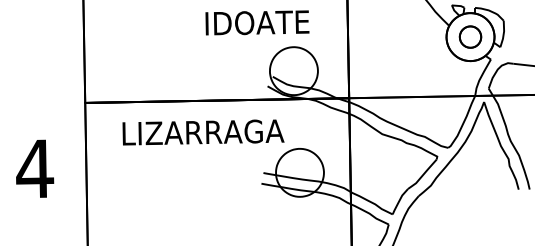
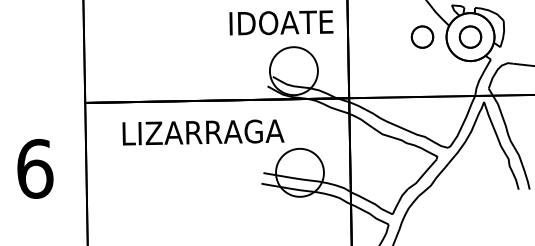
text position: (257, 22) -> (281, 22) (281, 22)
part: none -> present (422, 36)
text: 4 -> 6 (35, 168)
